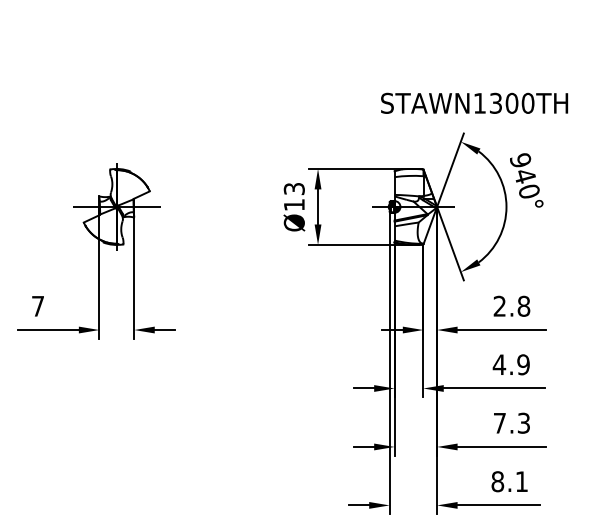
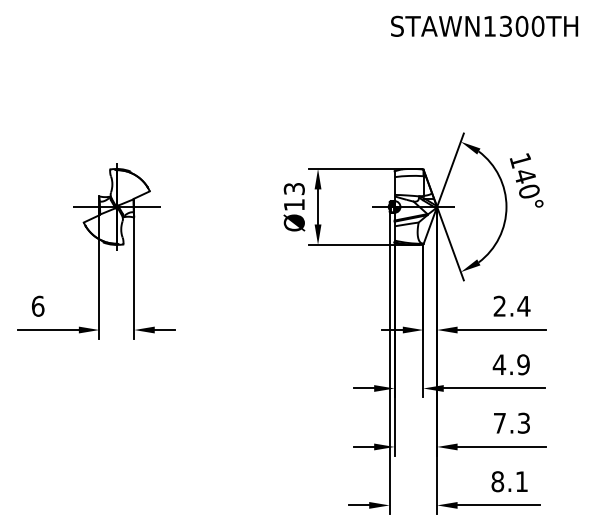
text position: (474, 102) -> (484, 25) (484, 25)
text: 940° -> 140° (520, 160)
text: 7 -> 6 (37, 305)
text: 2.8 -> 2.4 (523, 305)
